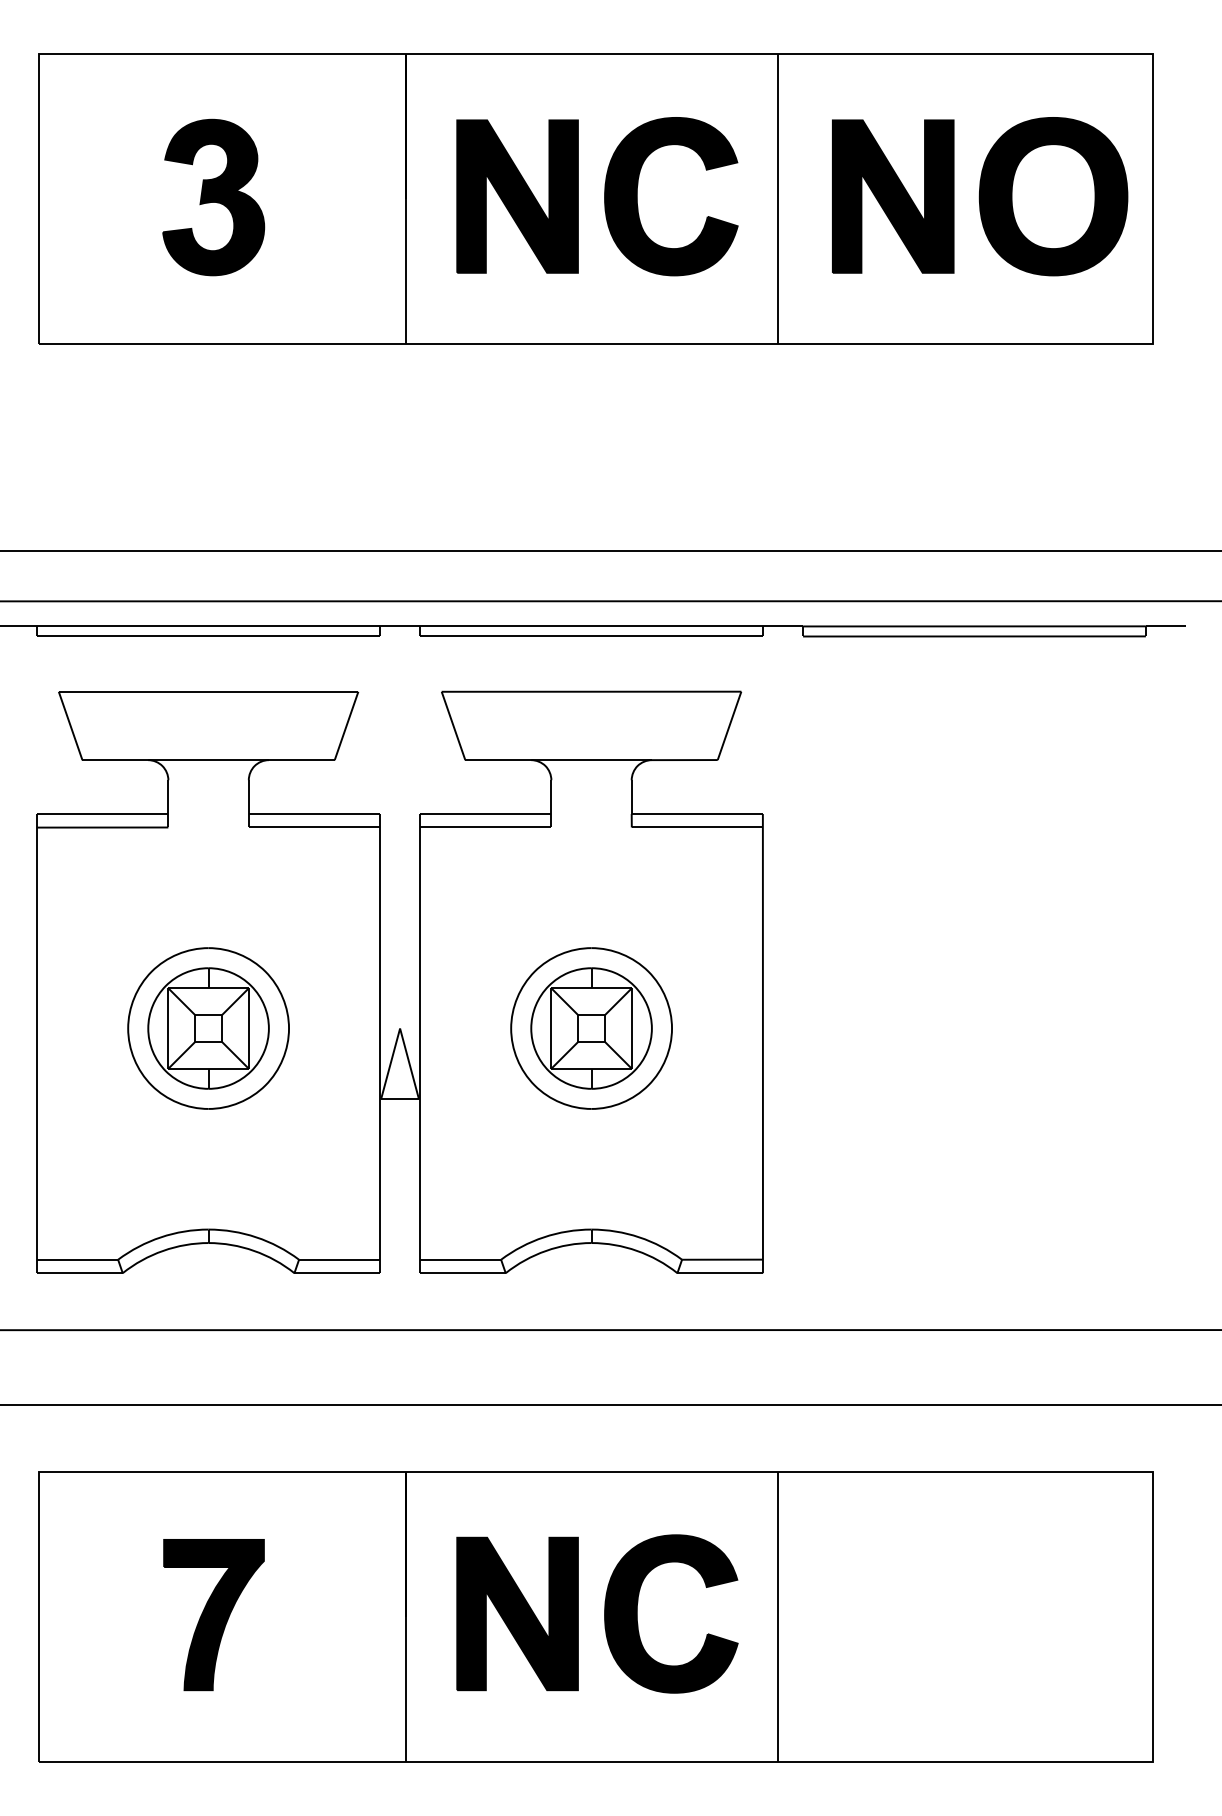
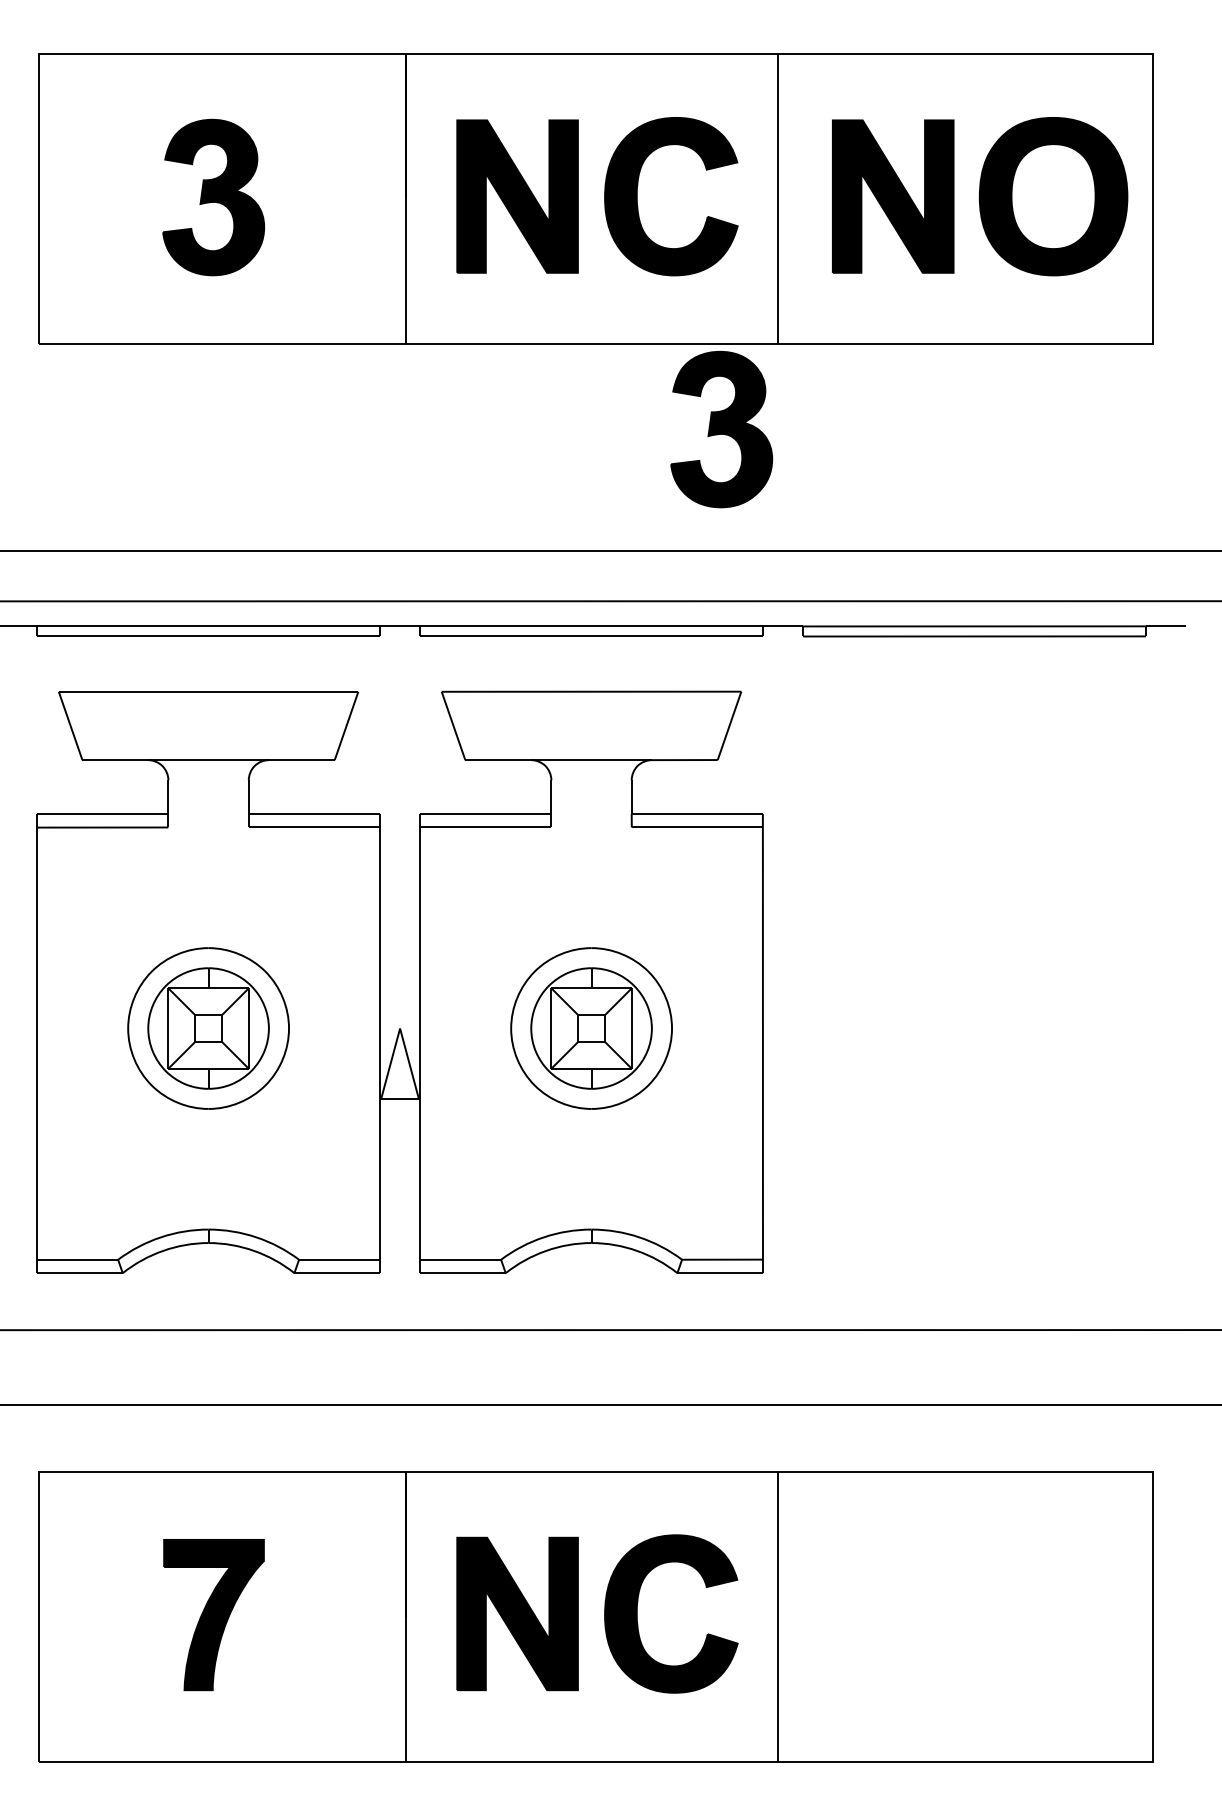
part: none -> present (721, 429)
